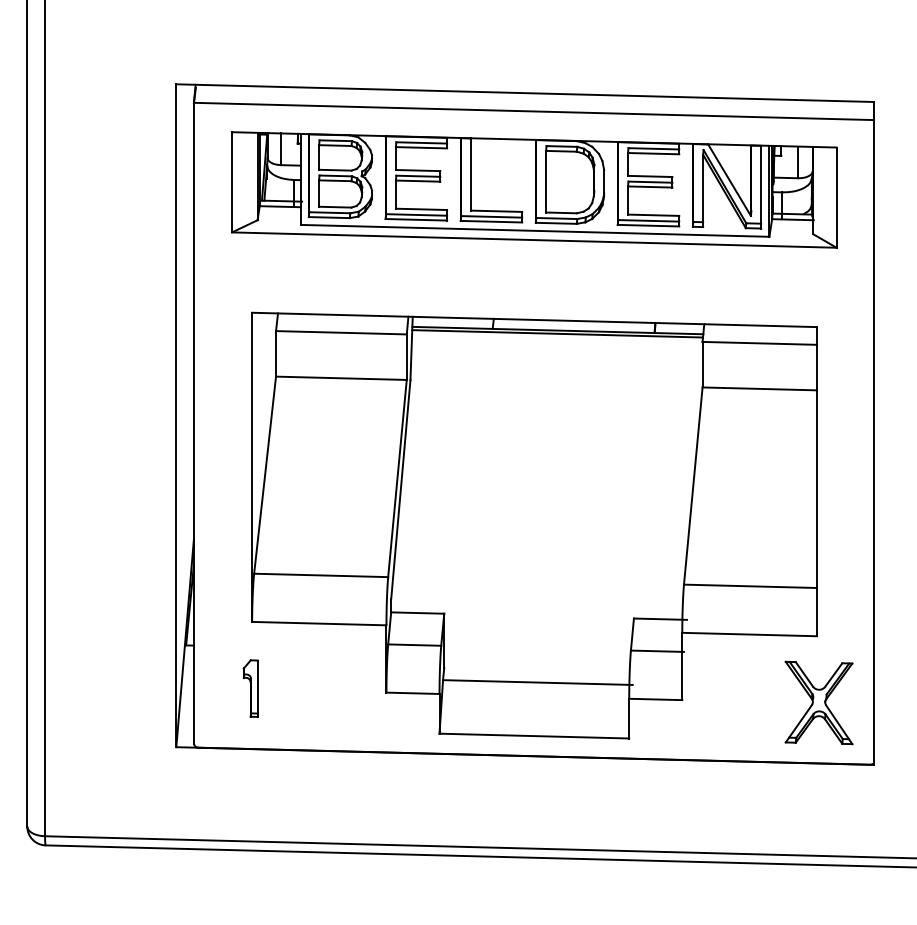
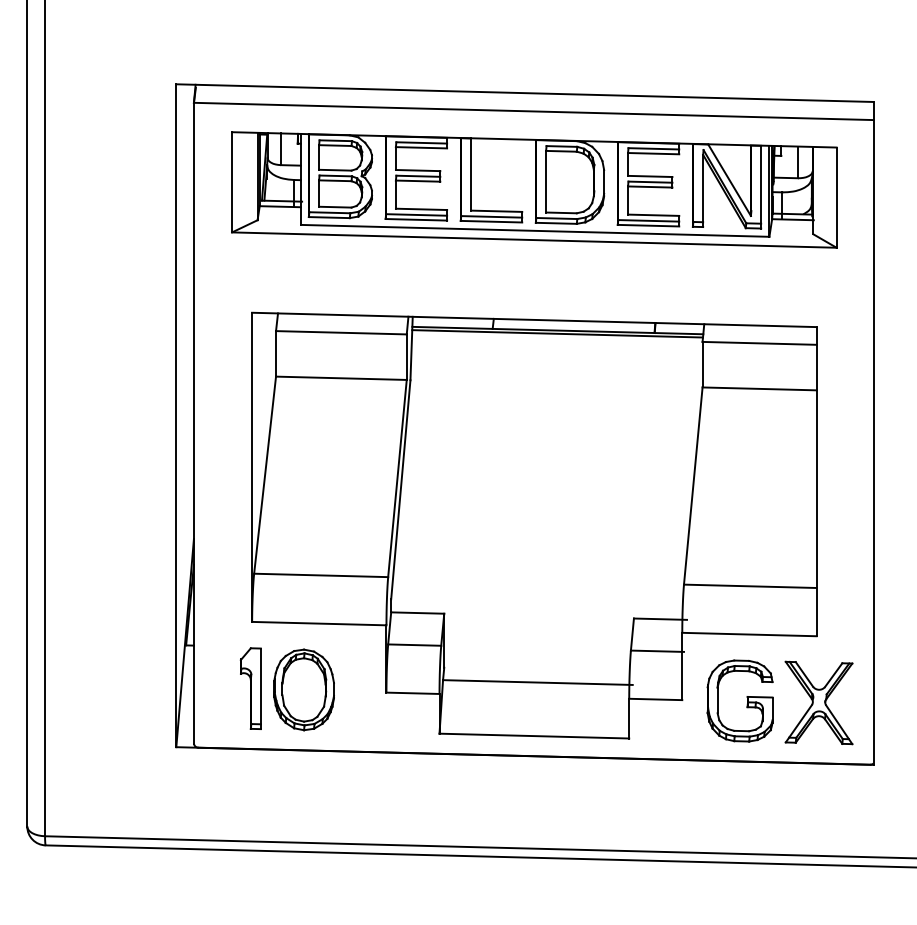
part size: 17x59 px -> 23x83 px (250, 688)
part: none -> present (303, 689)
part: none -> present (746, 697)
